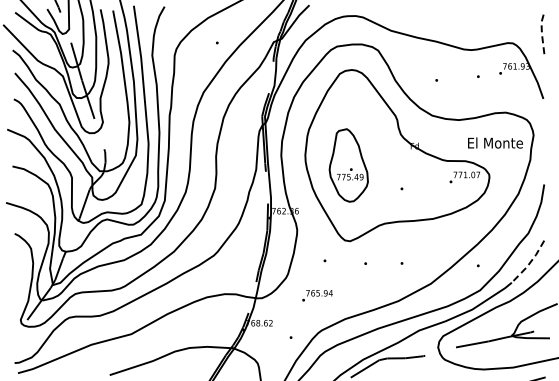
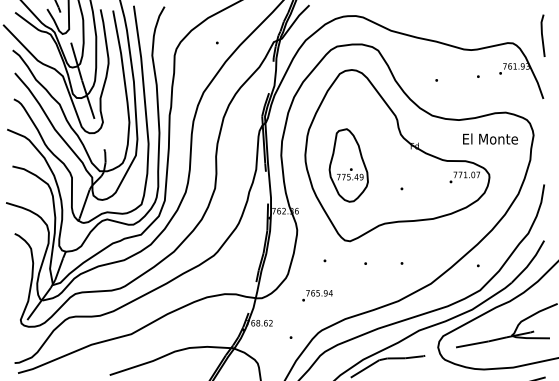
line: dashed -> solid (542, 34)
text position: (495, 142) -> (490, 138) (490, 138)
line: dashed -> solid (529, 263)
